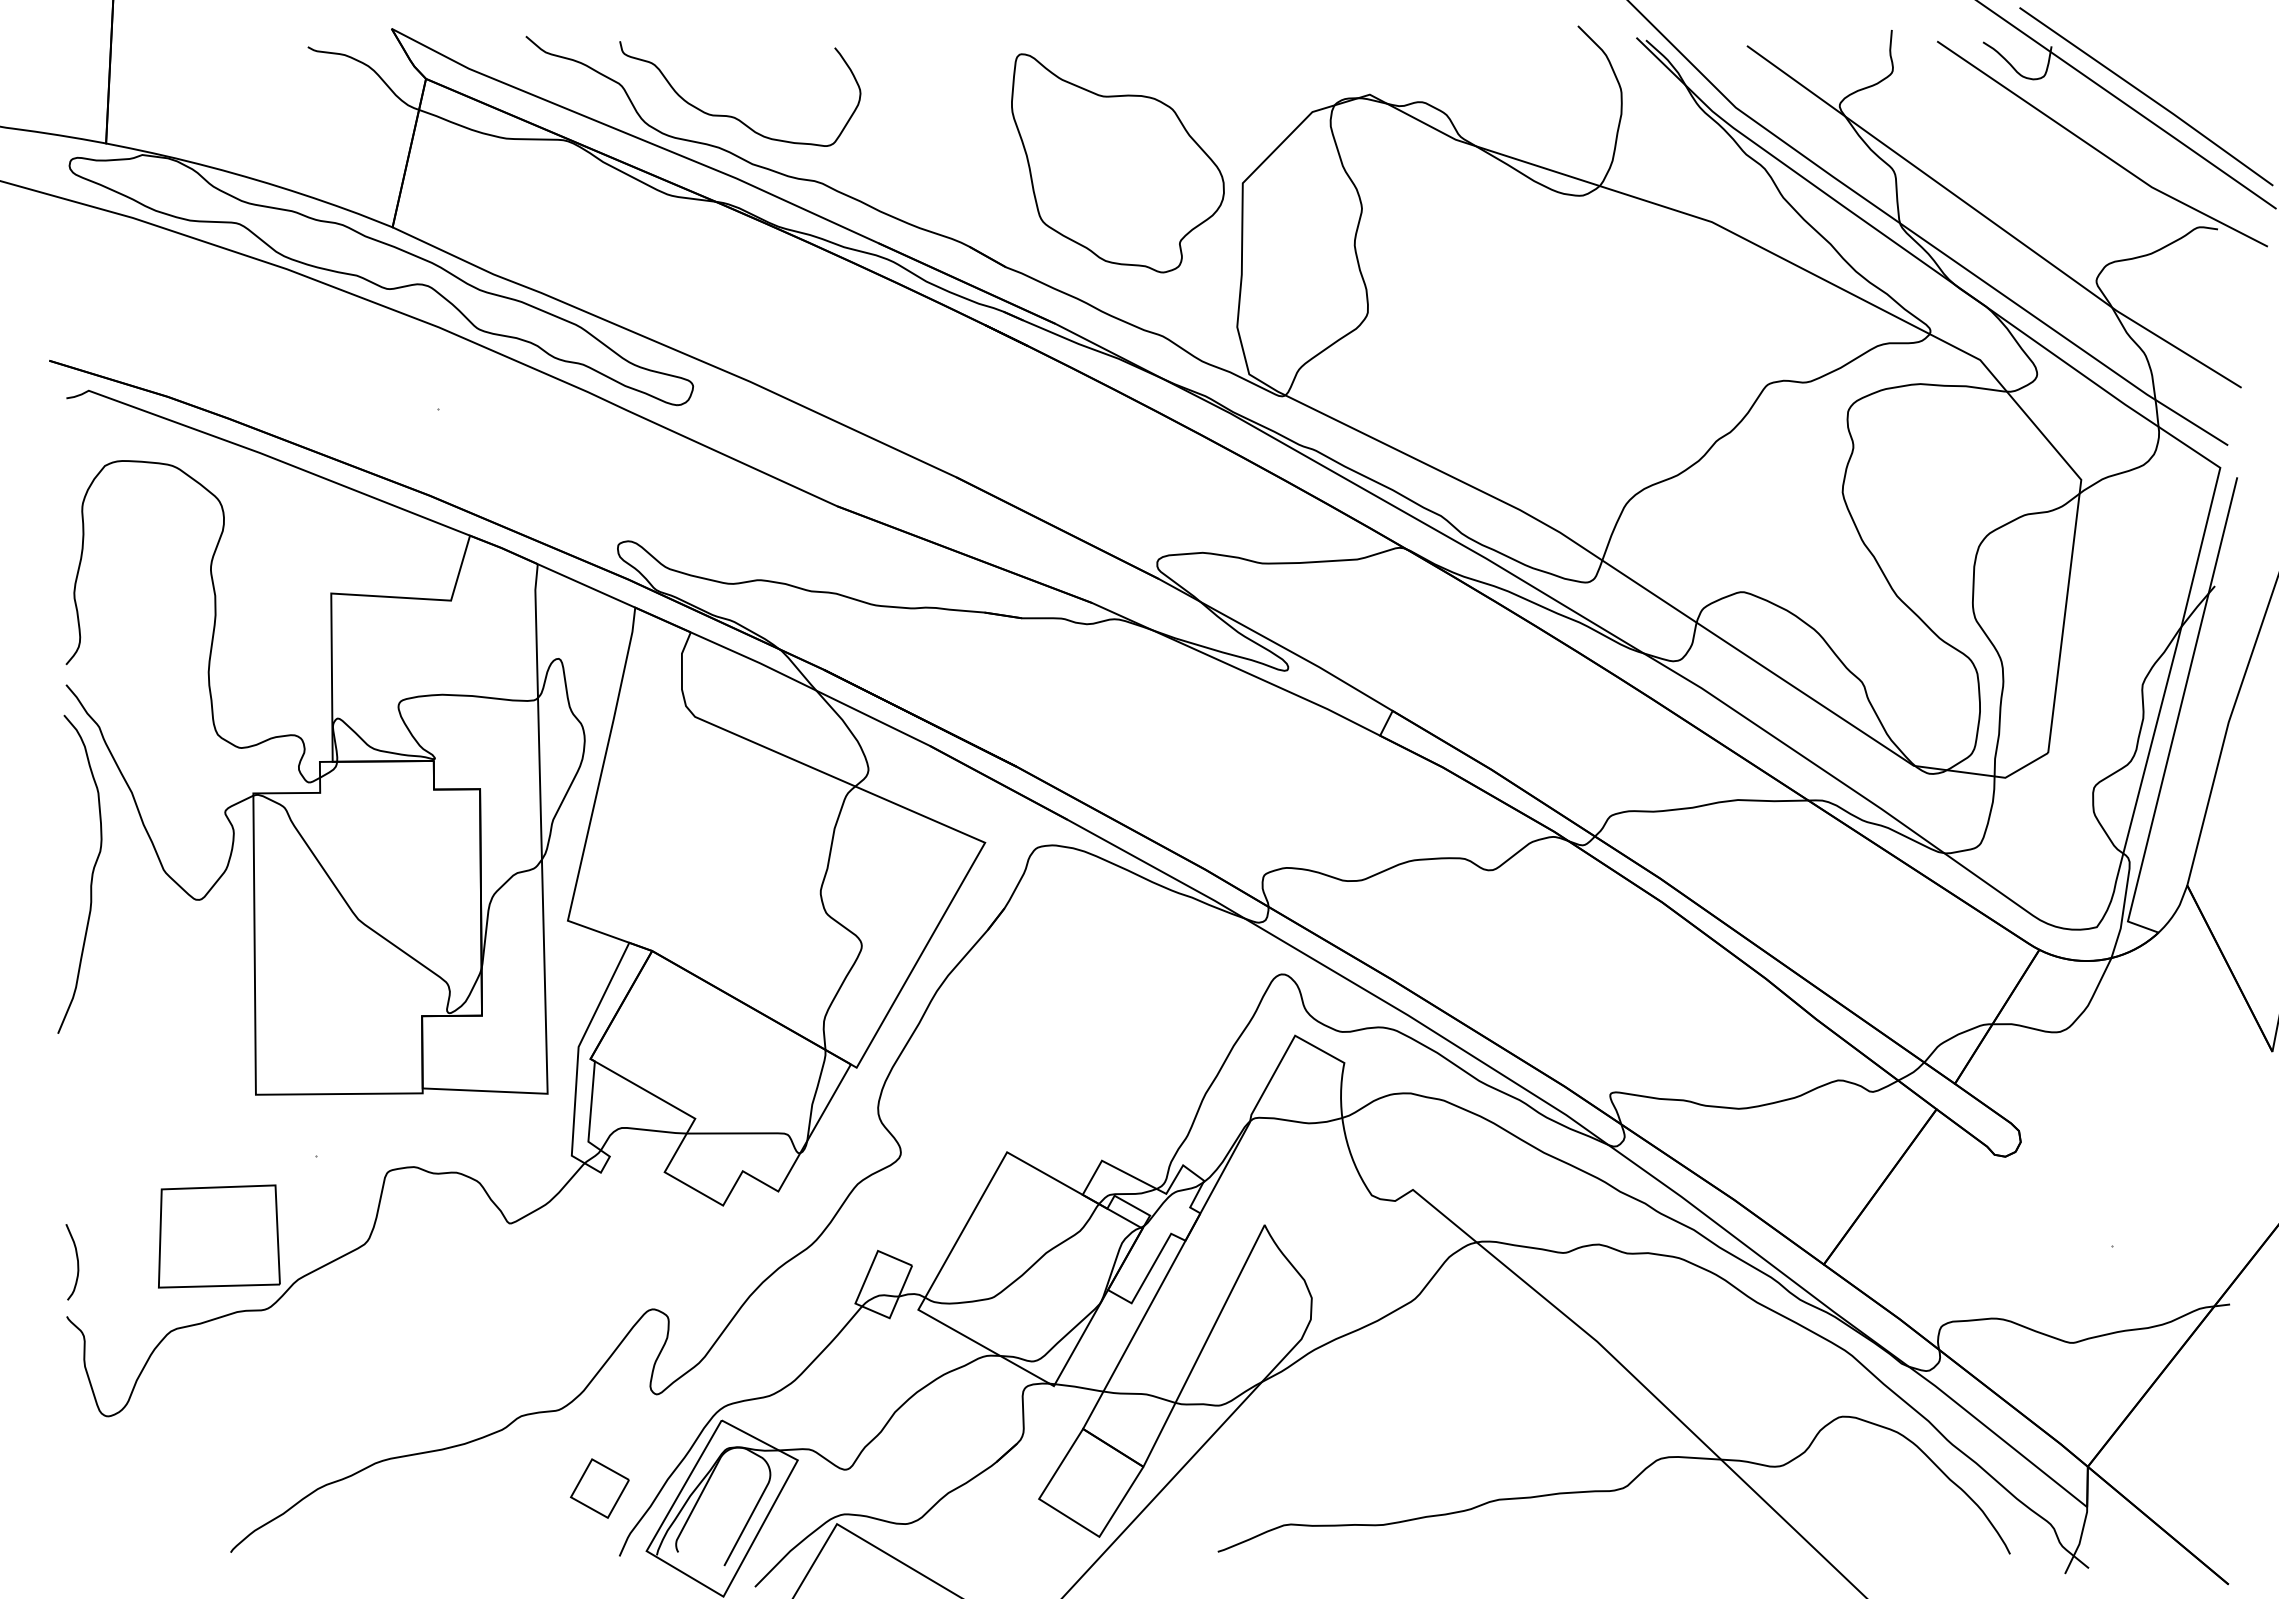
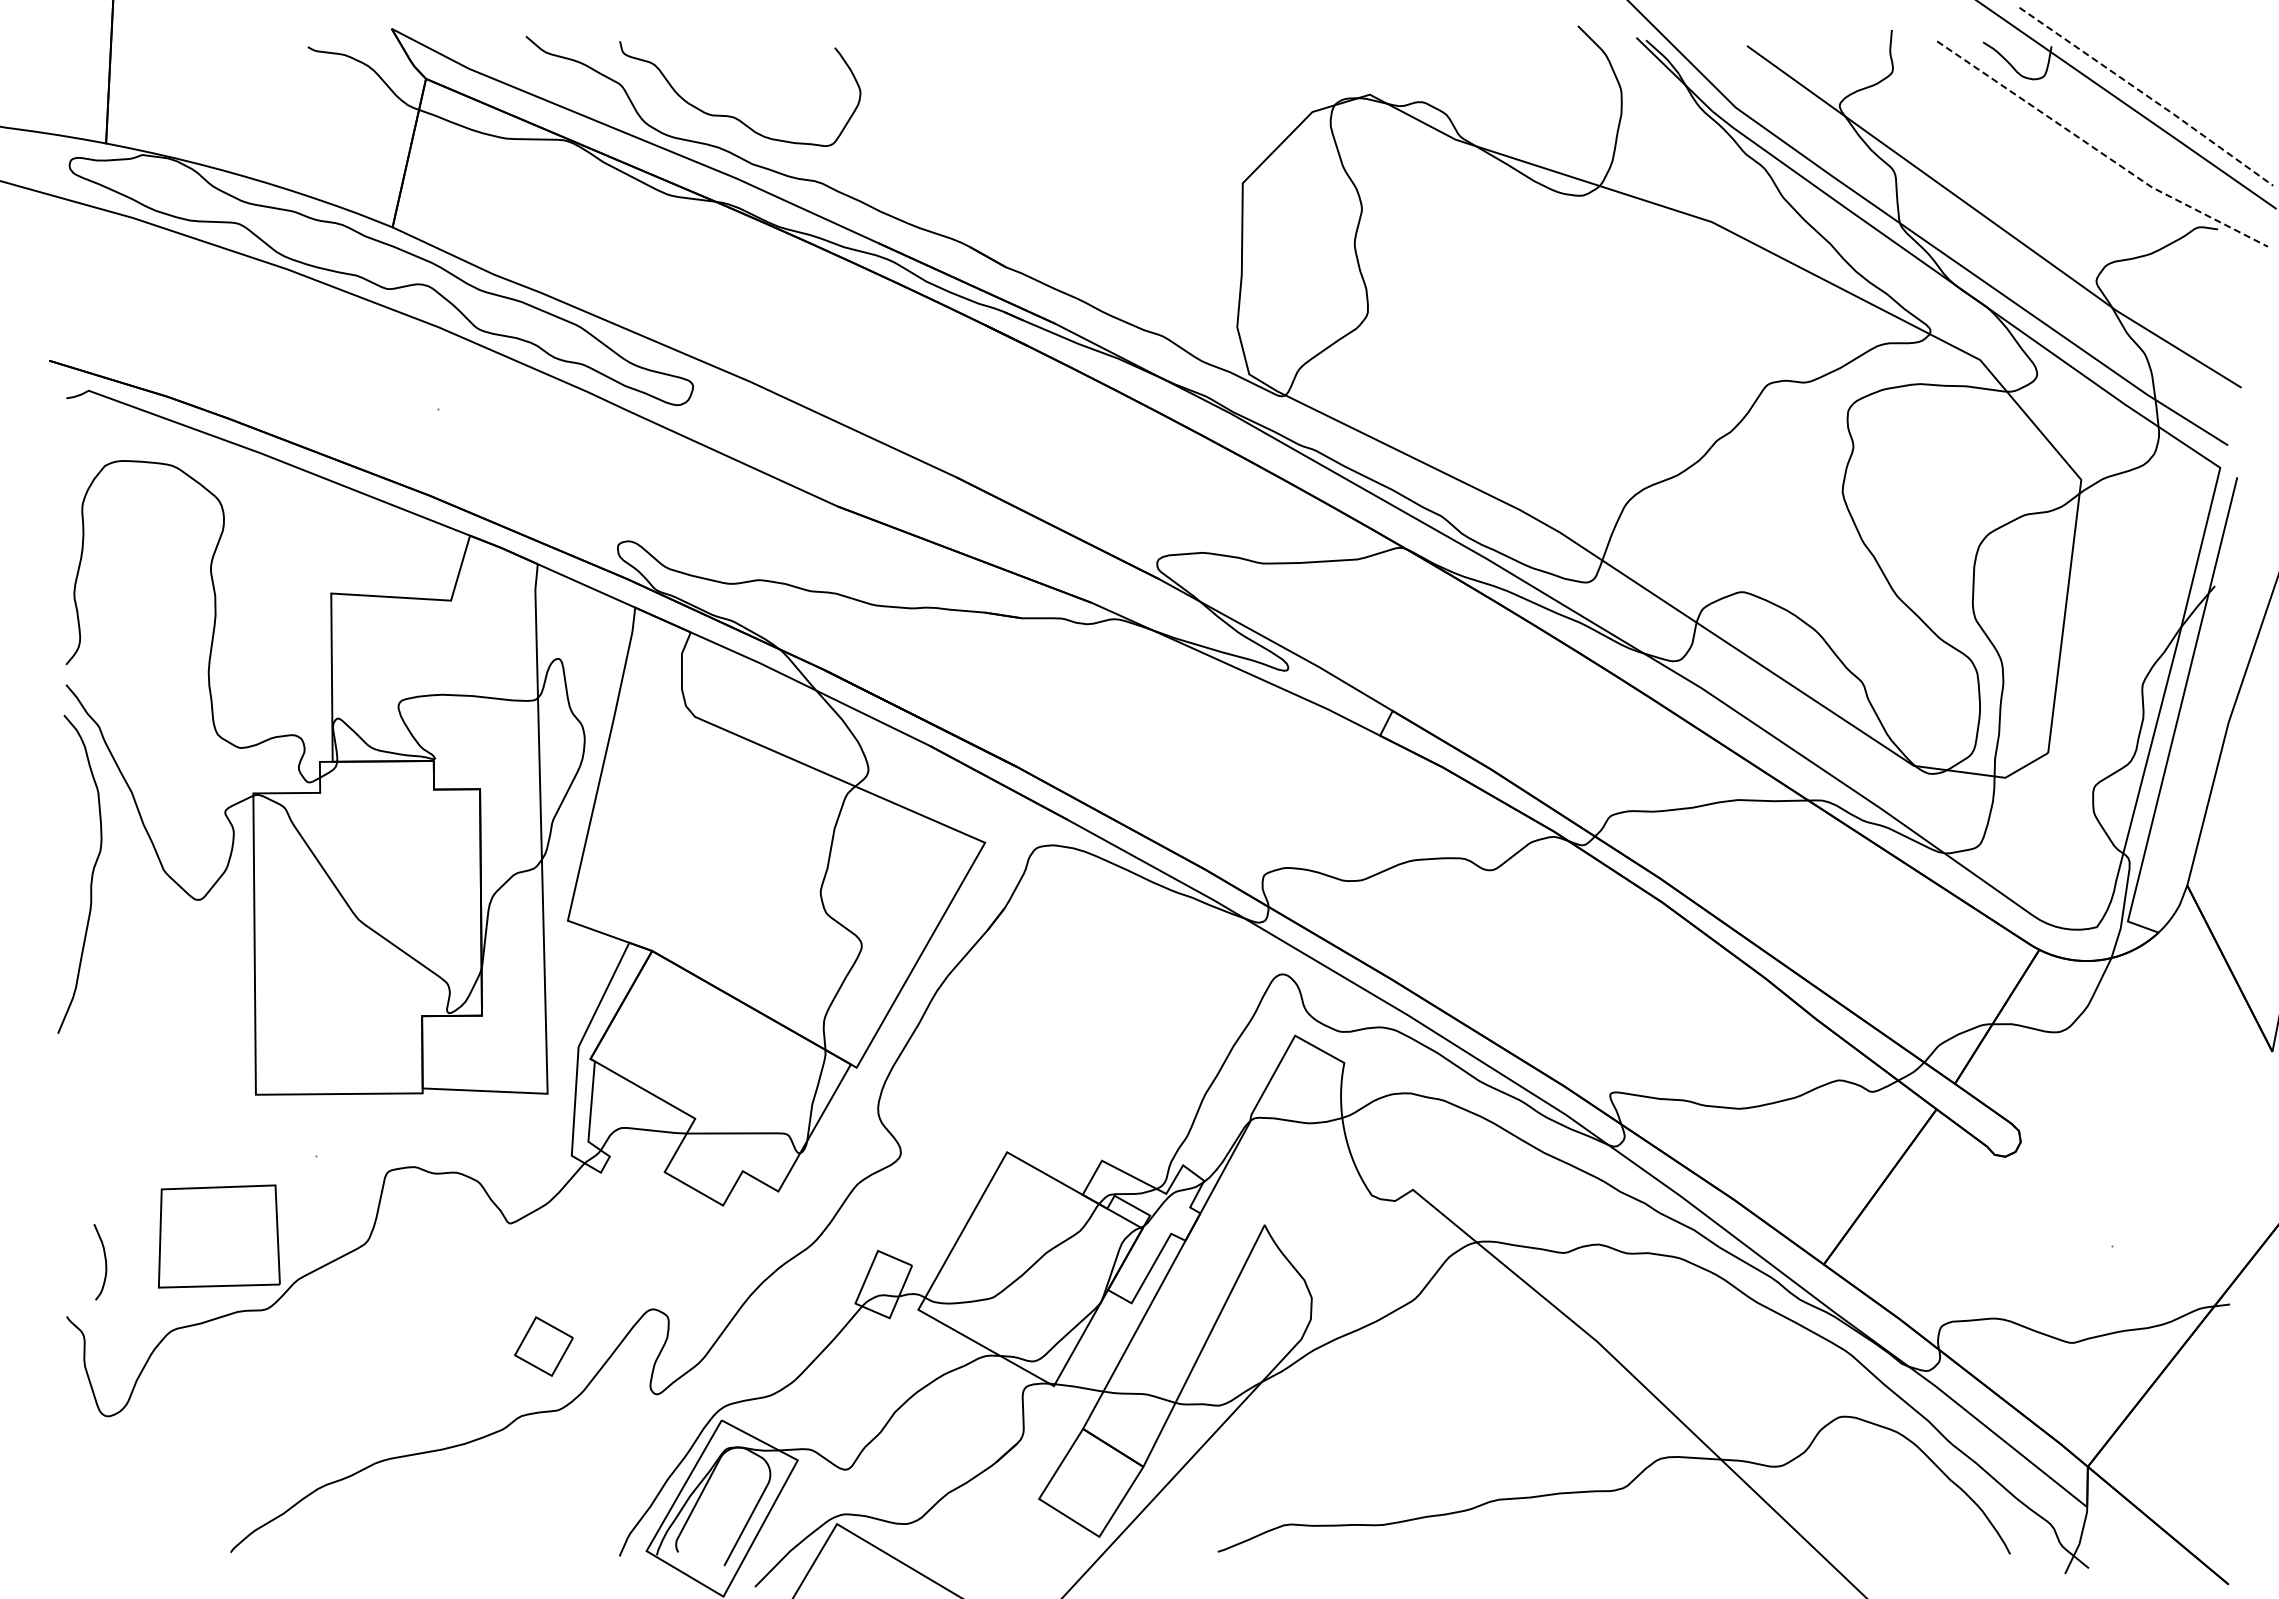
line: solid -> dashed (2147, 96)
line: solid -> dashed (2099, 151)
part: present -> none (1117, 163)
curve position: (76, 1259) -> (104, 1259) (104, 1259)
part position: (599, 1488) -> (543, 1346) (543, 1346)
